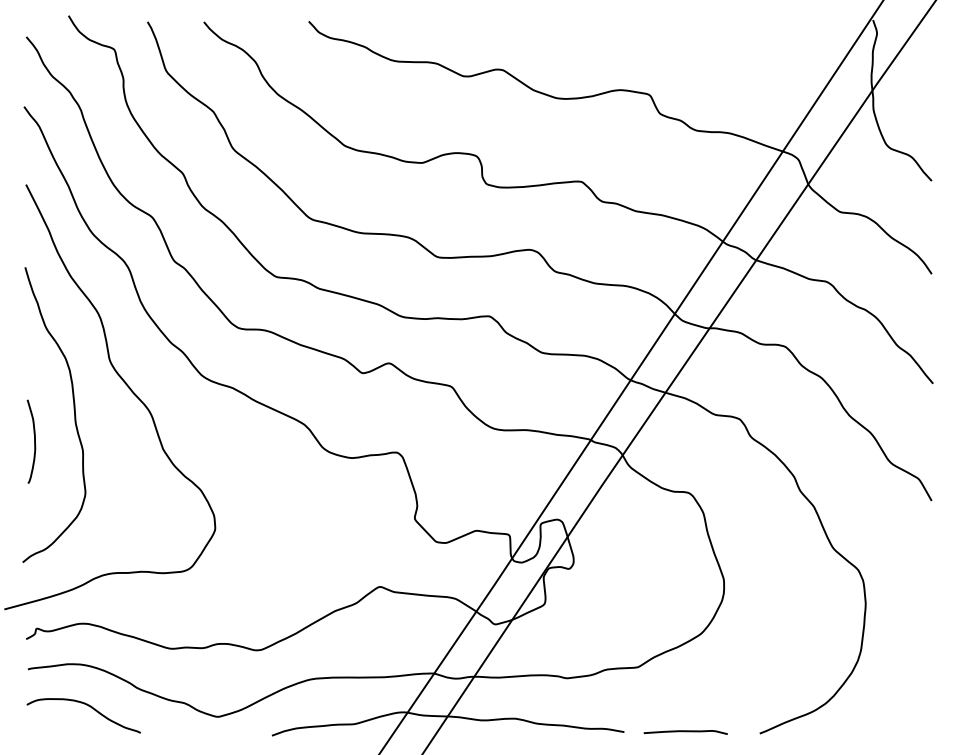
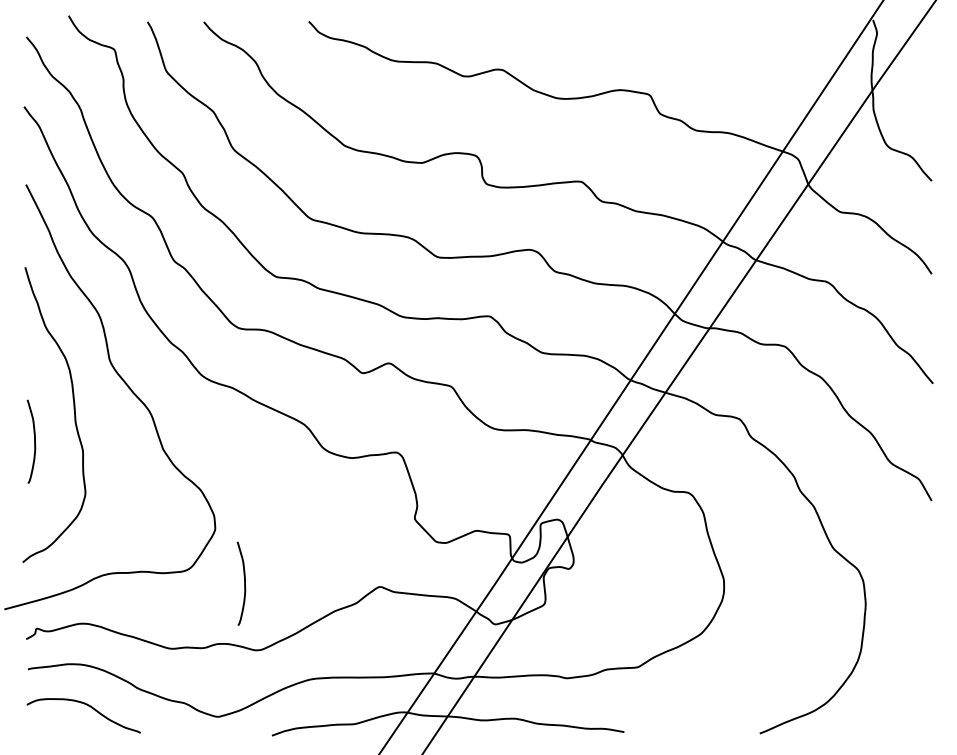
curve: none -> present (244, 583)
curve: present -> none (685, 732)
